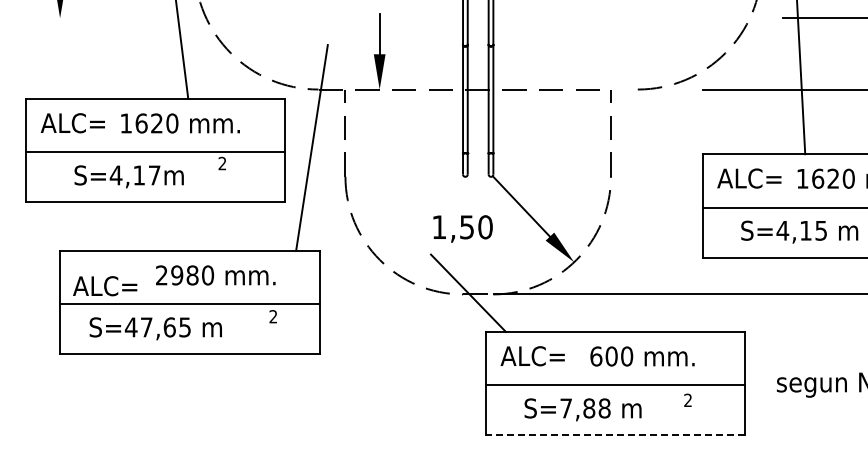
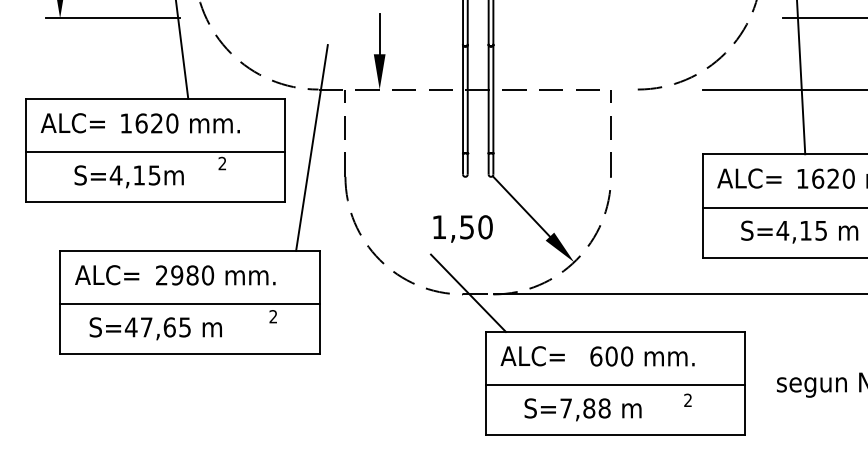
line: none -> present (113, 18)
text: S=4,17m -> S=4,15m (154, 175)
text position: (105, 286) -> (107, 275) (107, 275)
line: dashed -> solid (615, 435)
